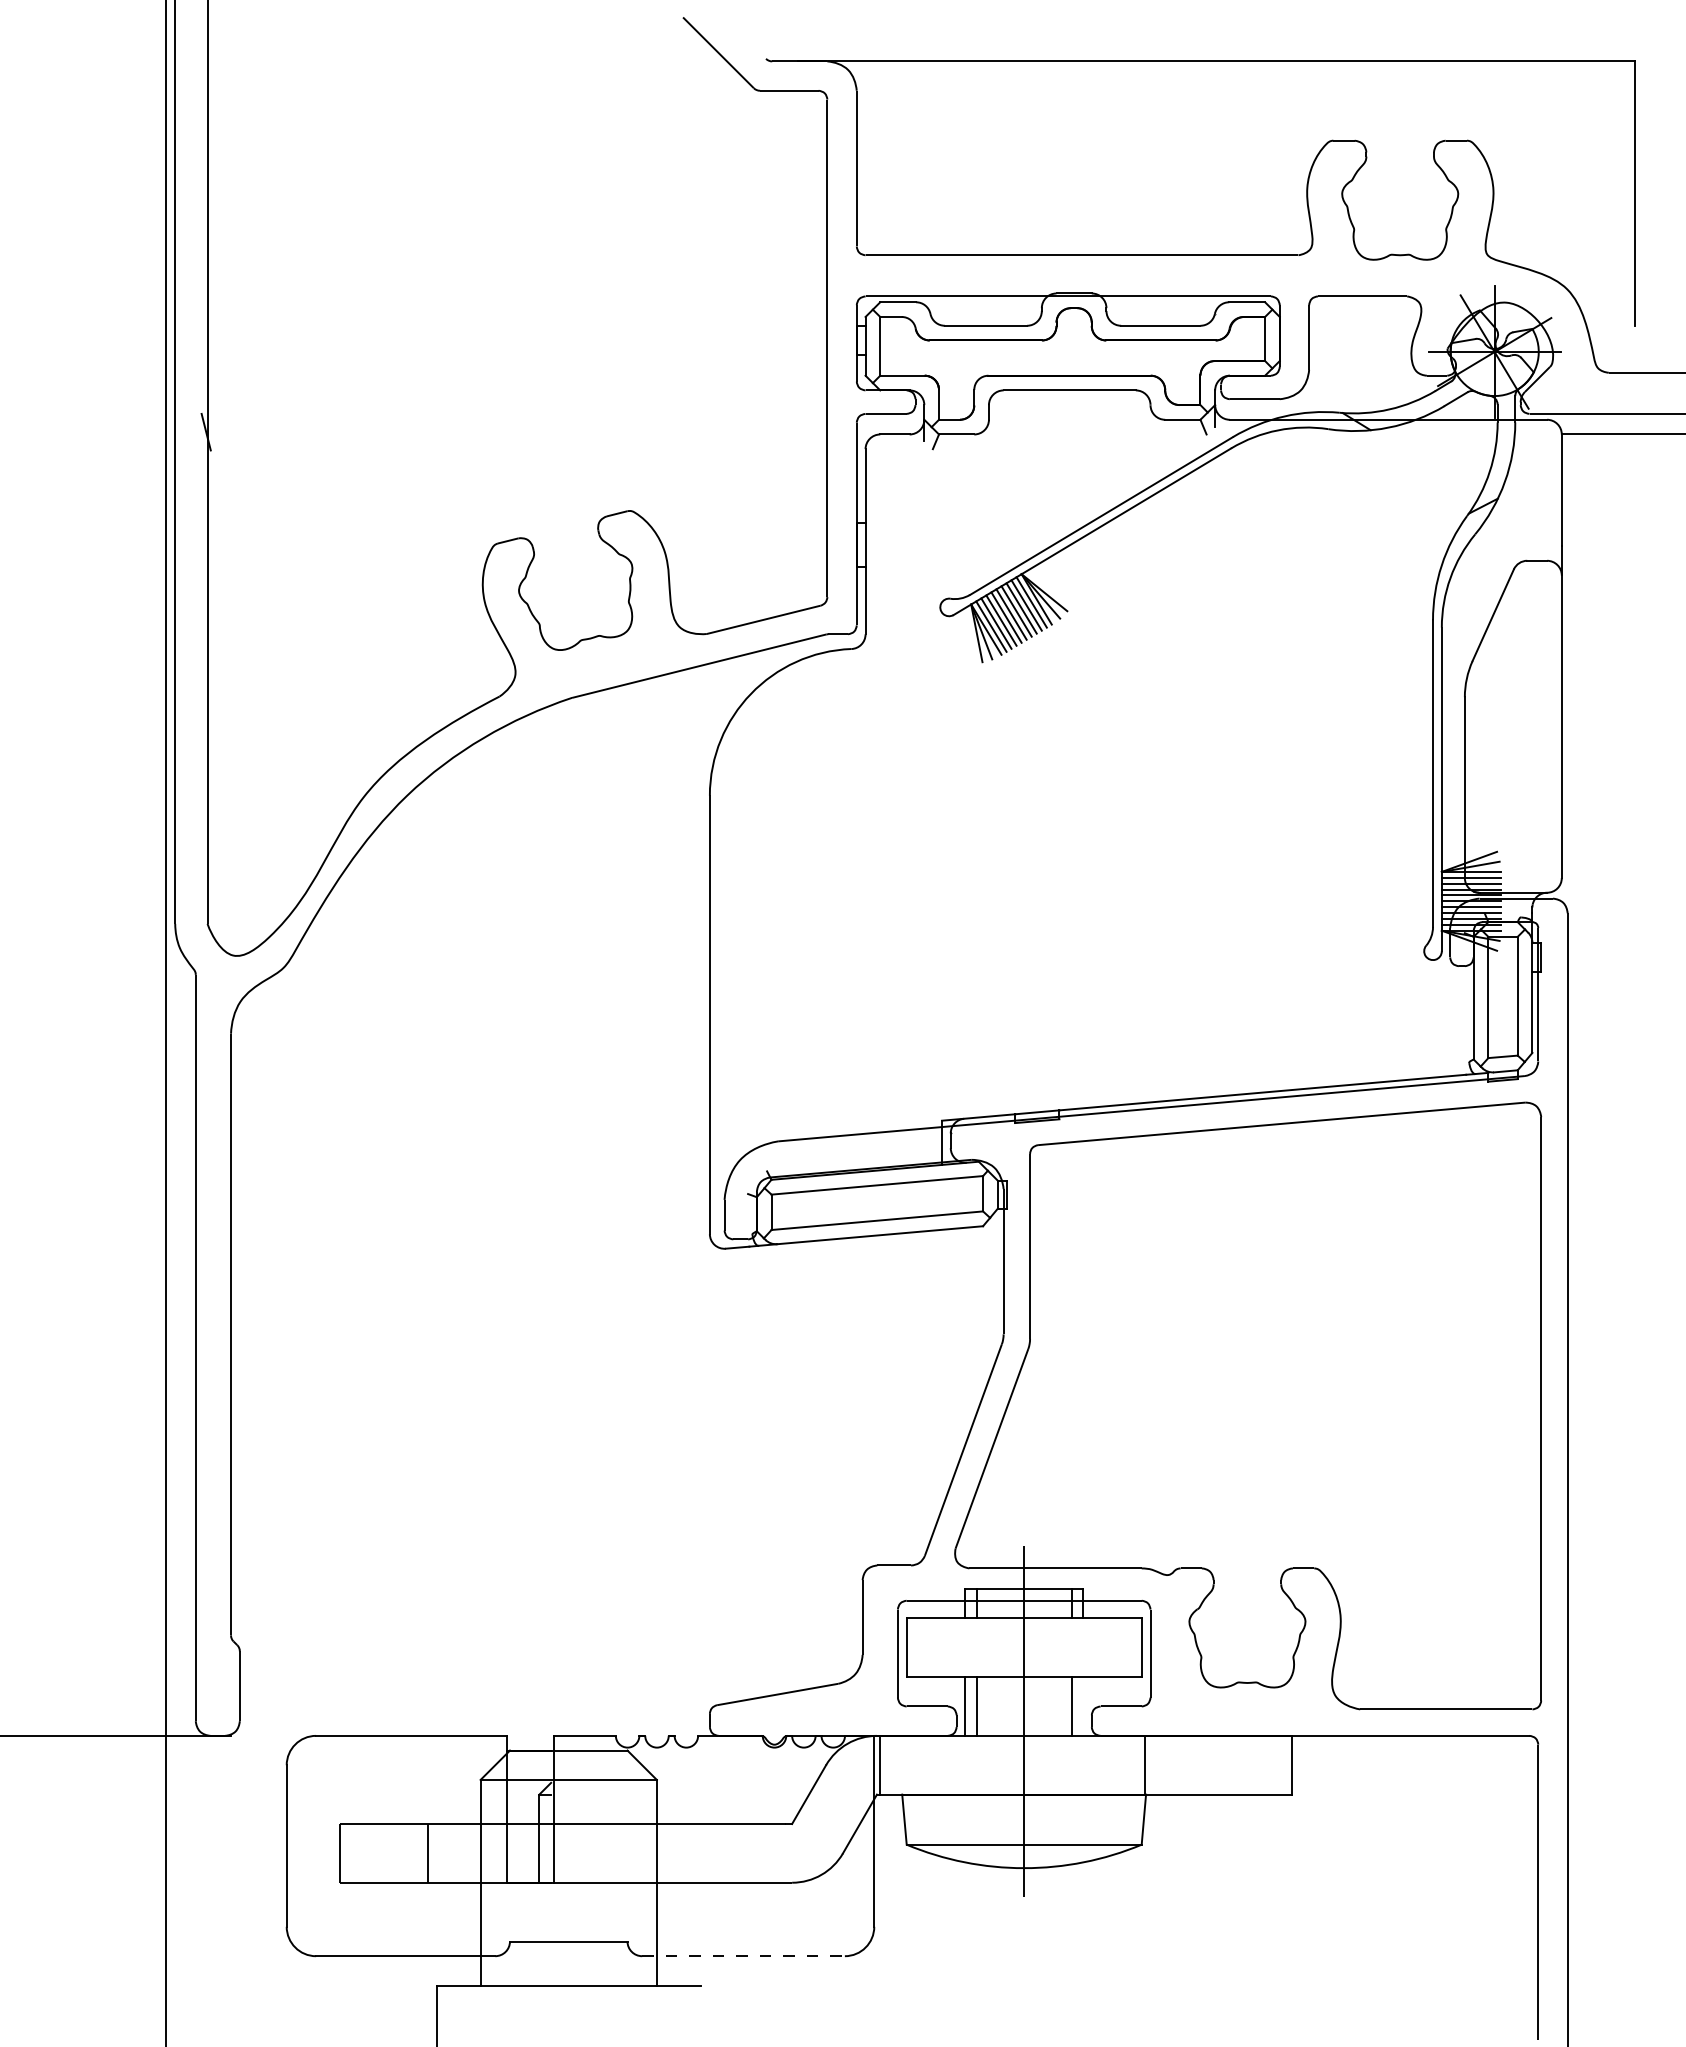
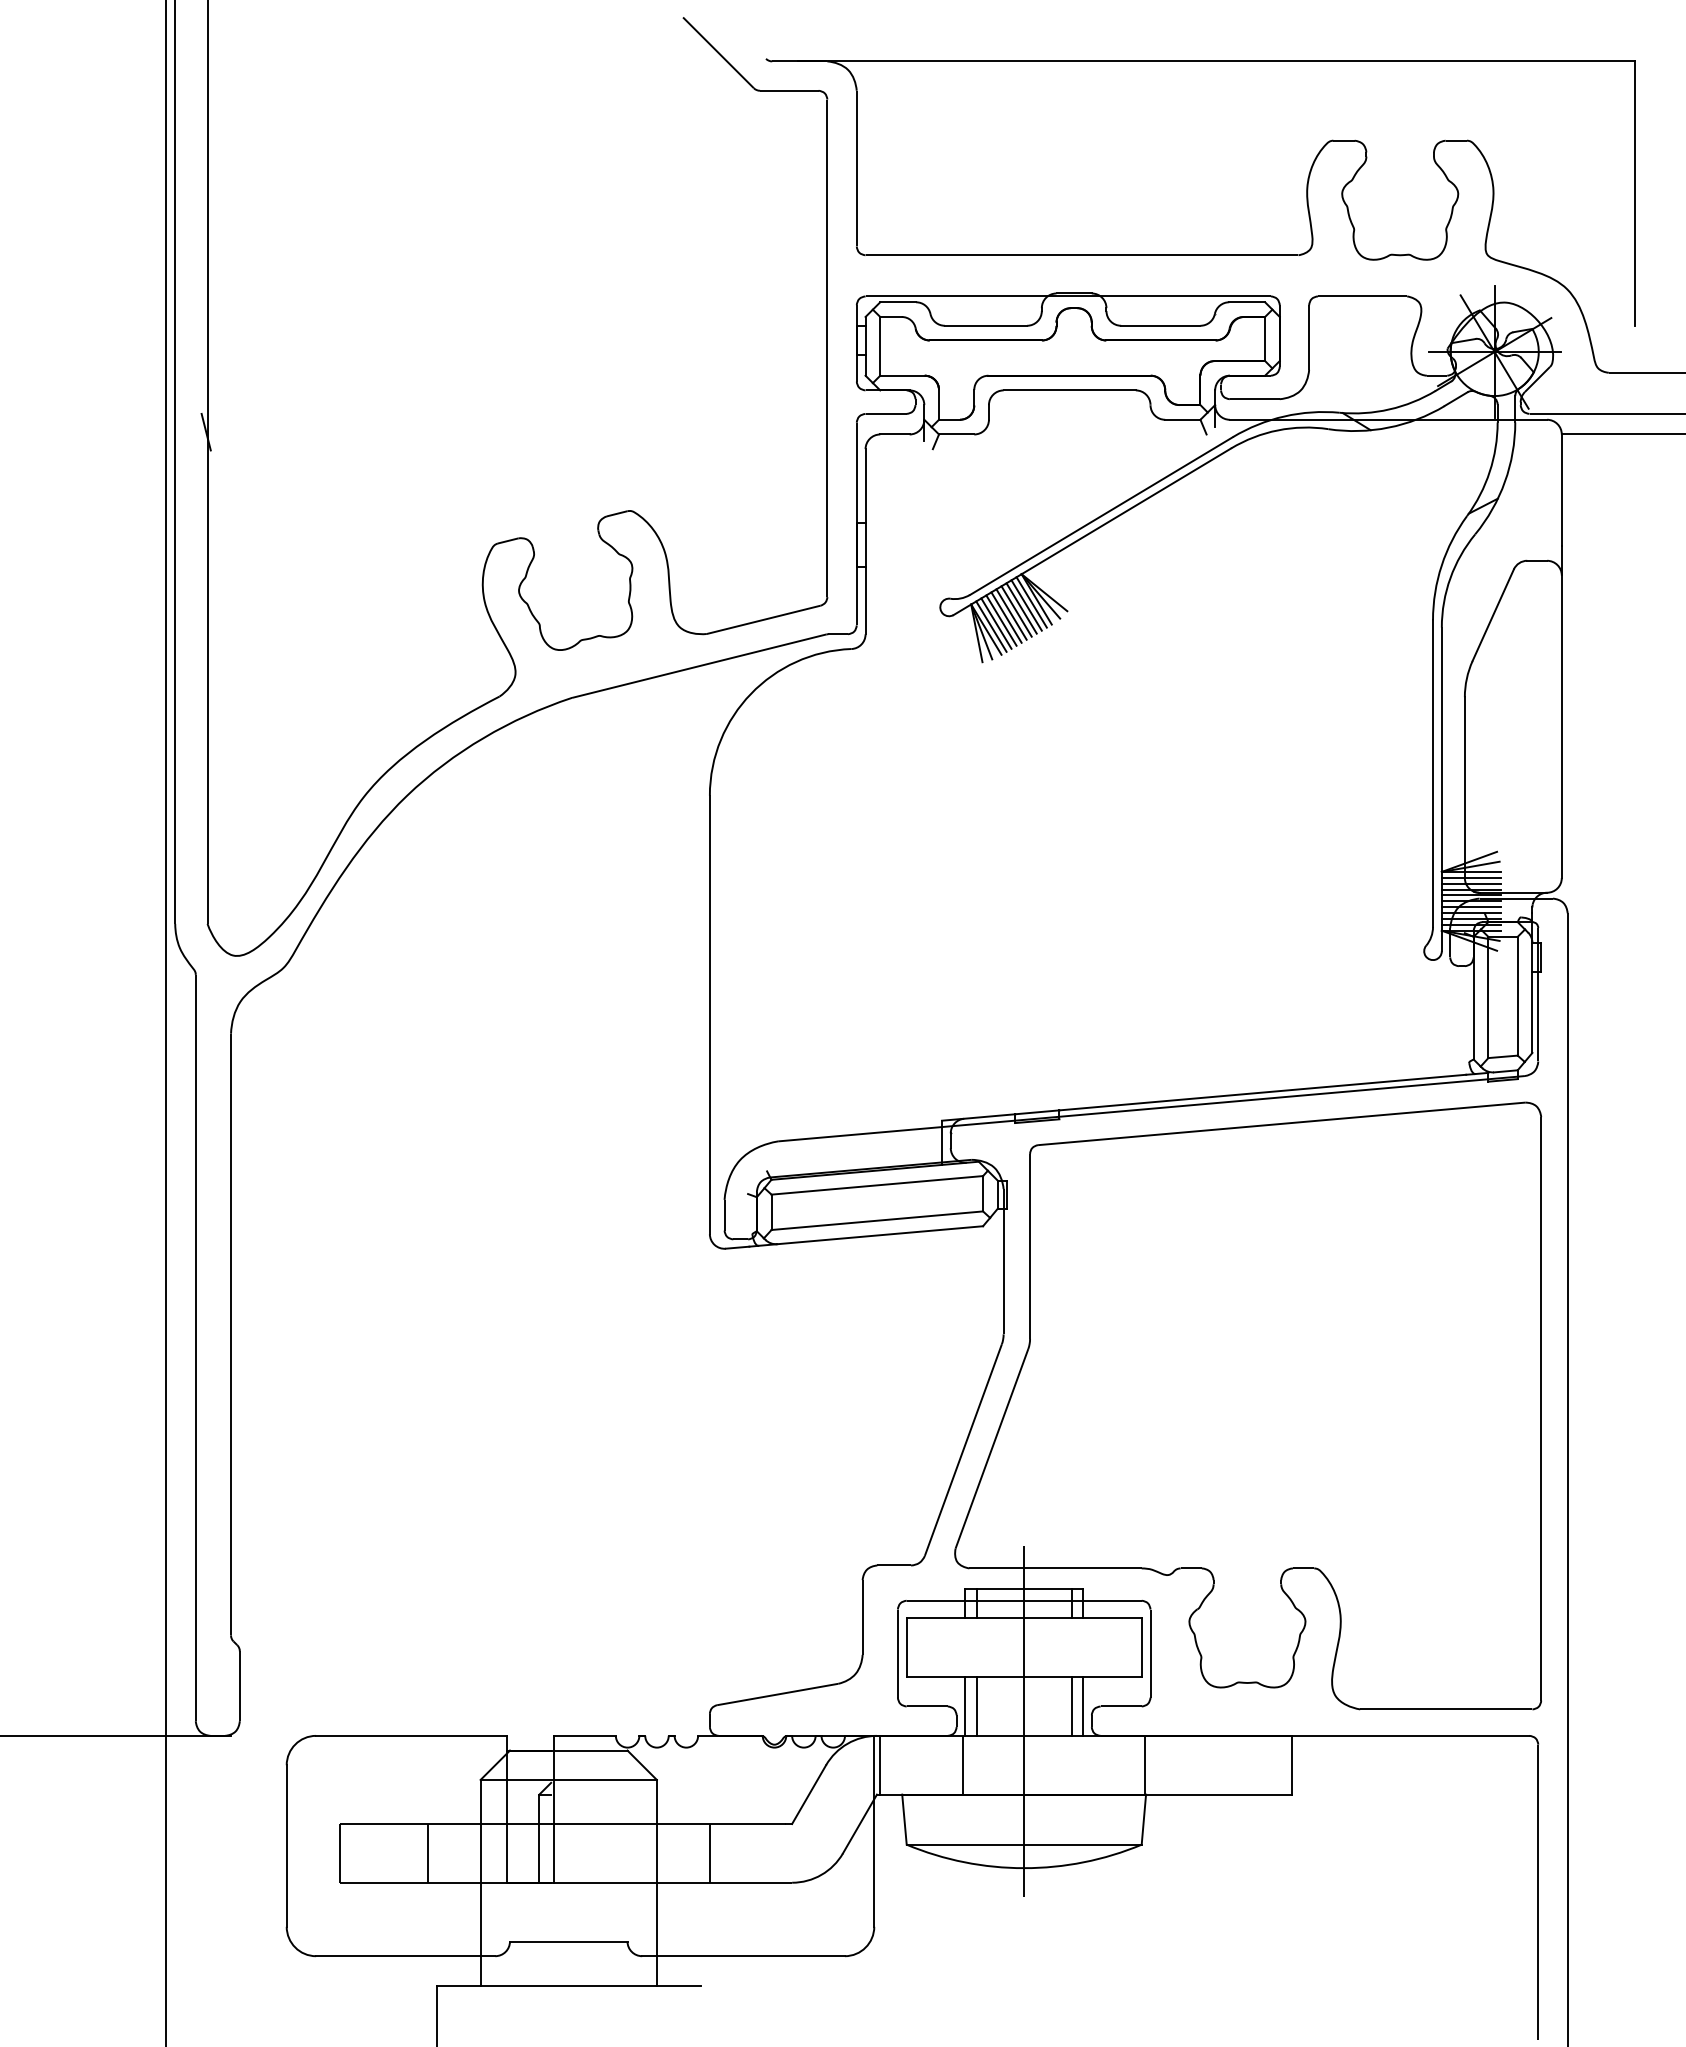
line: none -> present (1082, 1706)
line: none -> present (962, 1764)
line: none -> present (709, 1853)
line: dashed -> solid (744, 1956)
